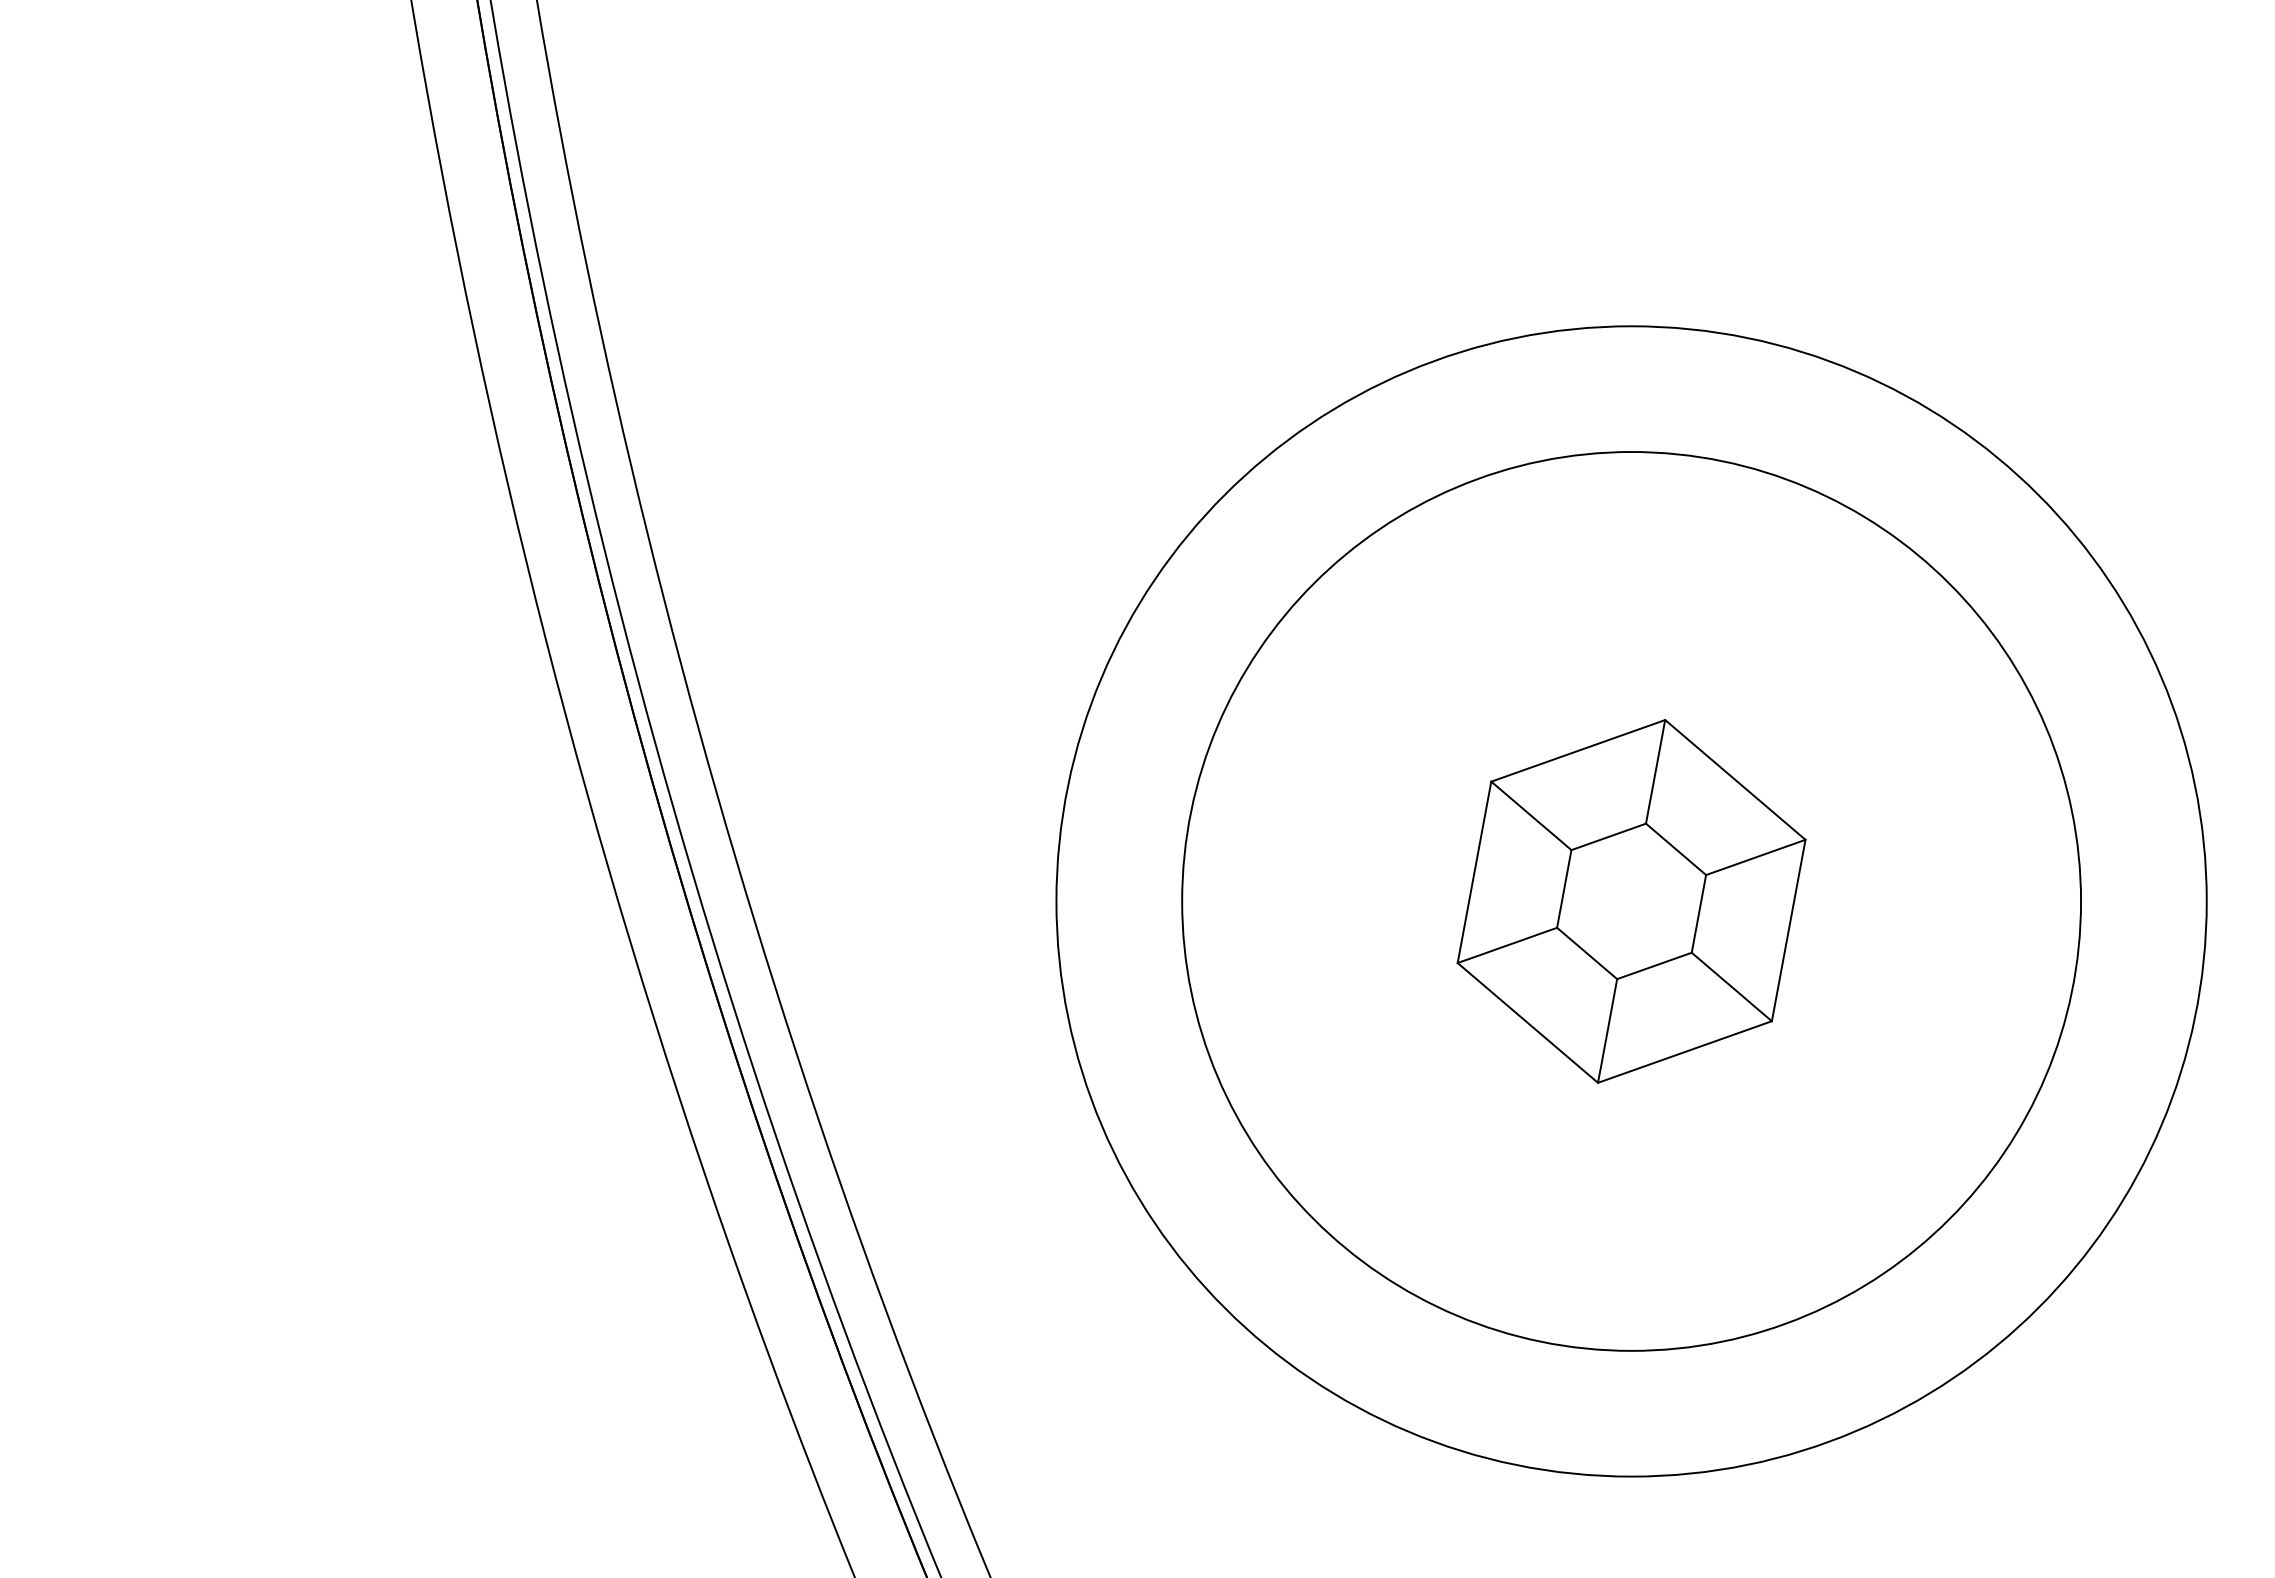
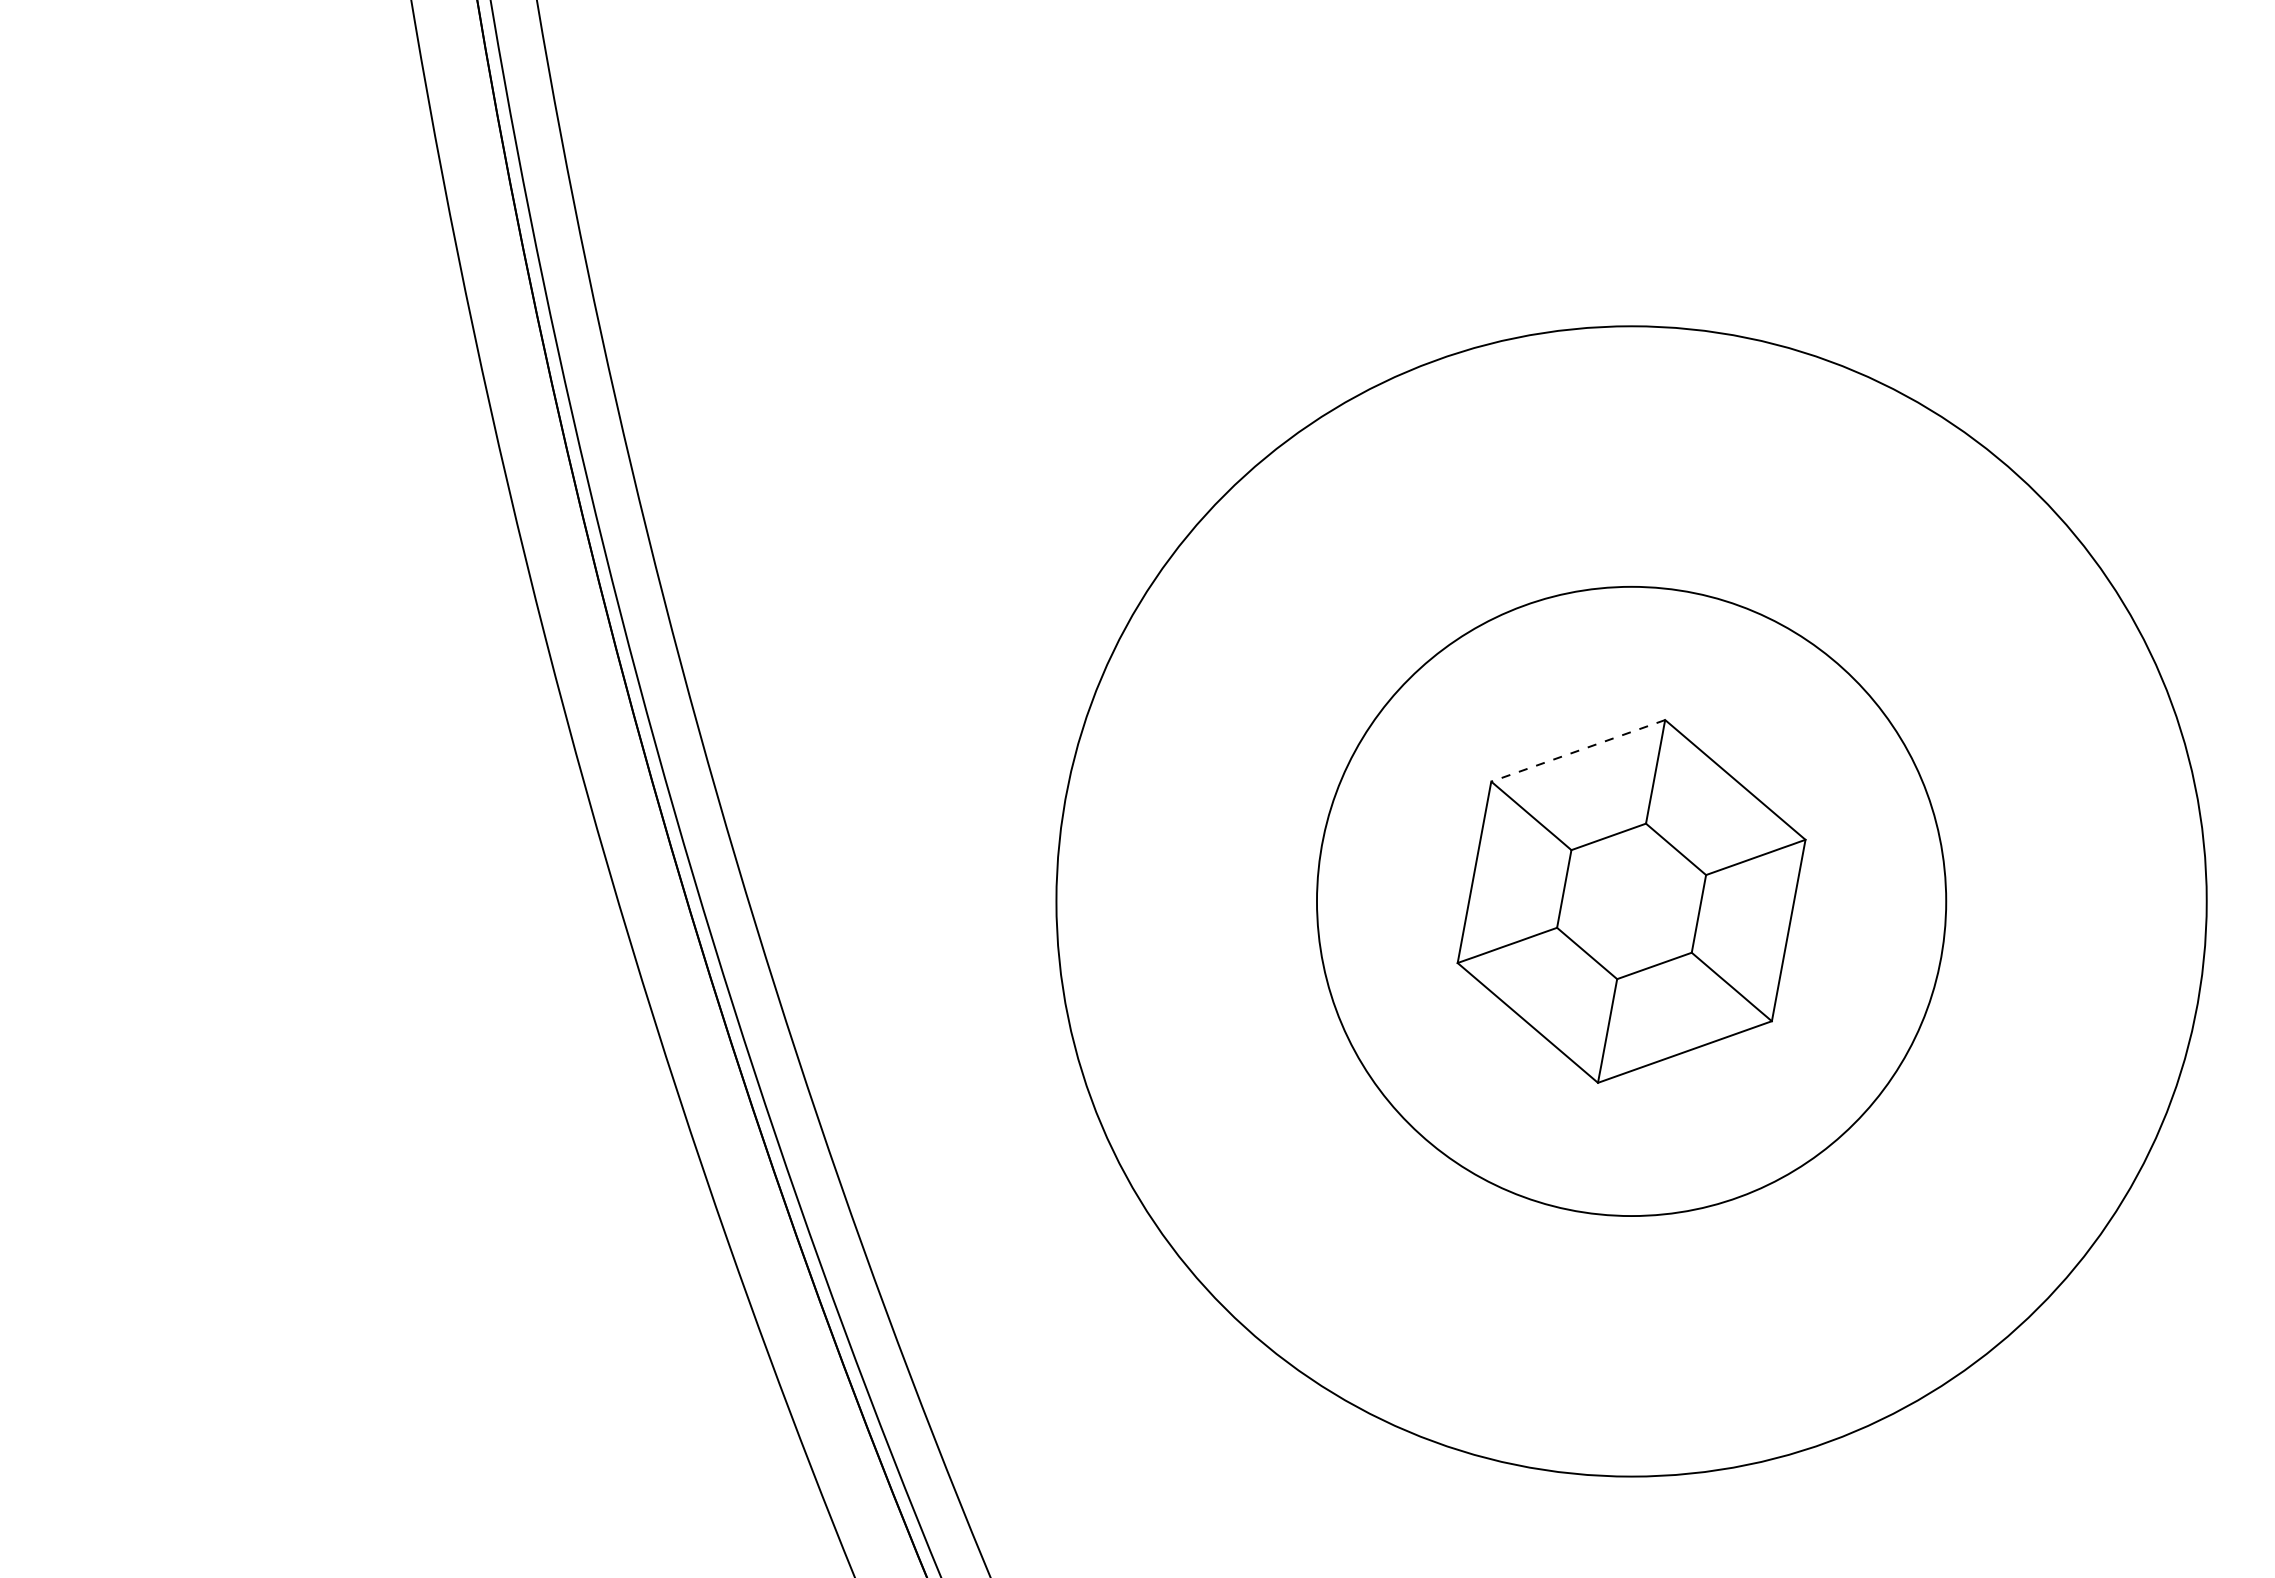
line: solid -> dashed (1577, 751)
circle diameter: 899 px -> 629 px (1631, 901)
